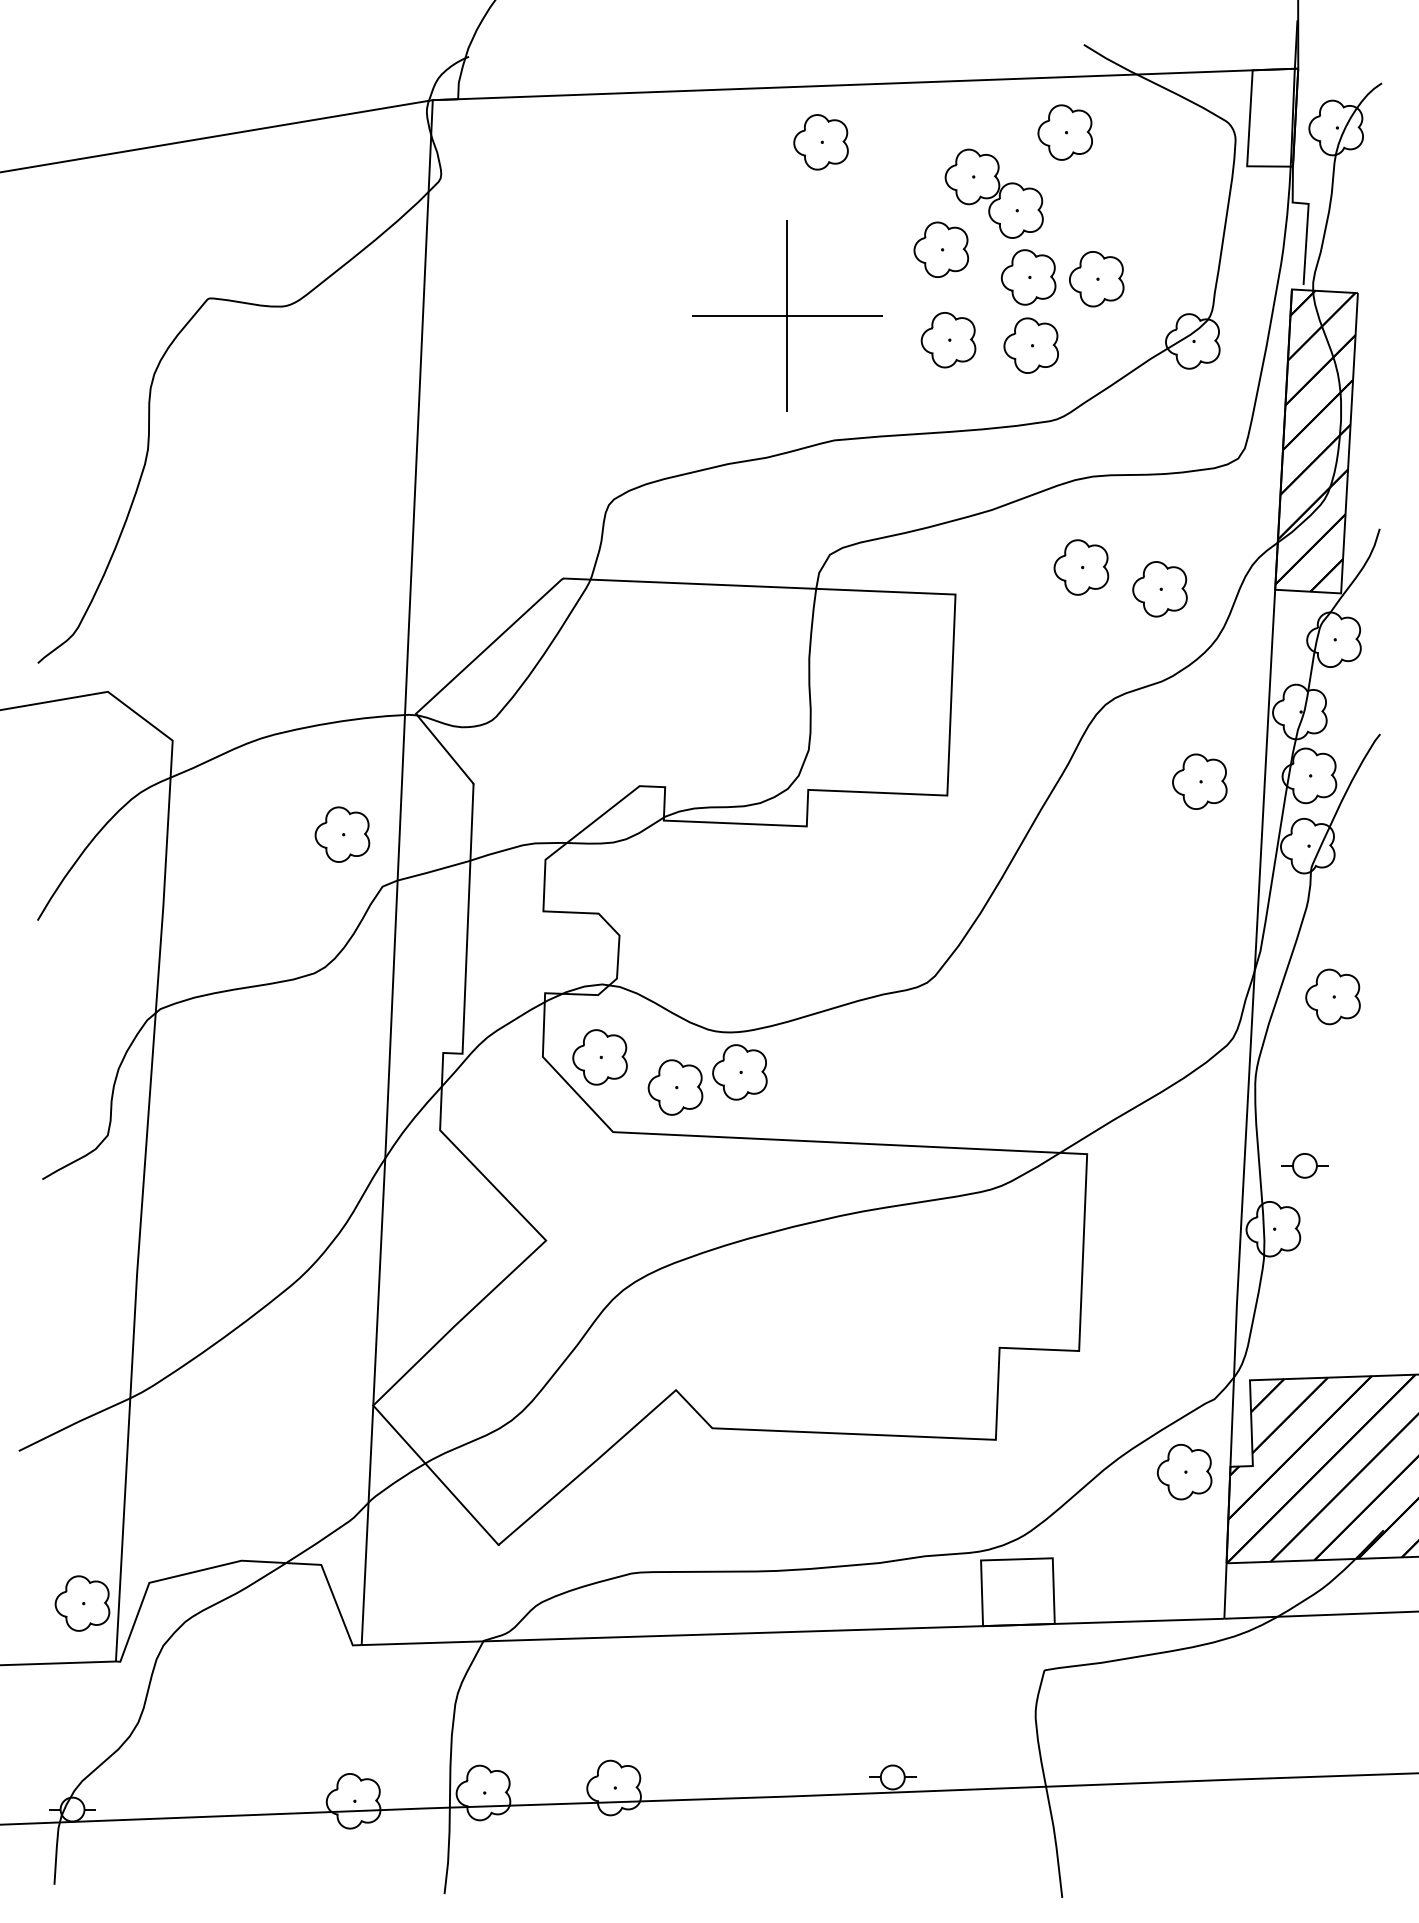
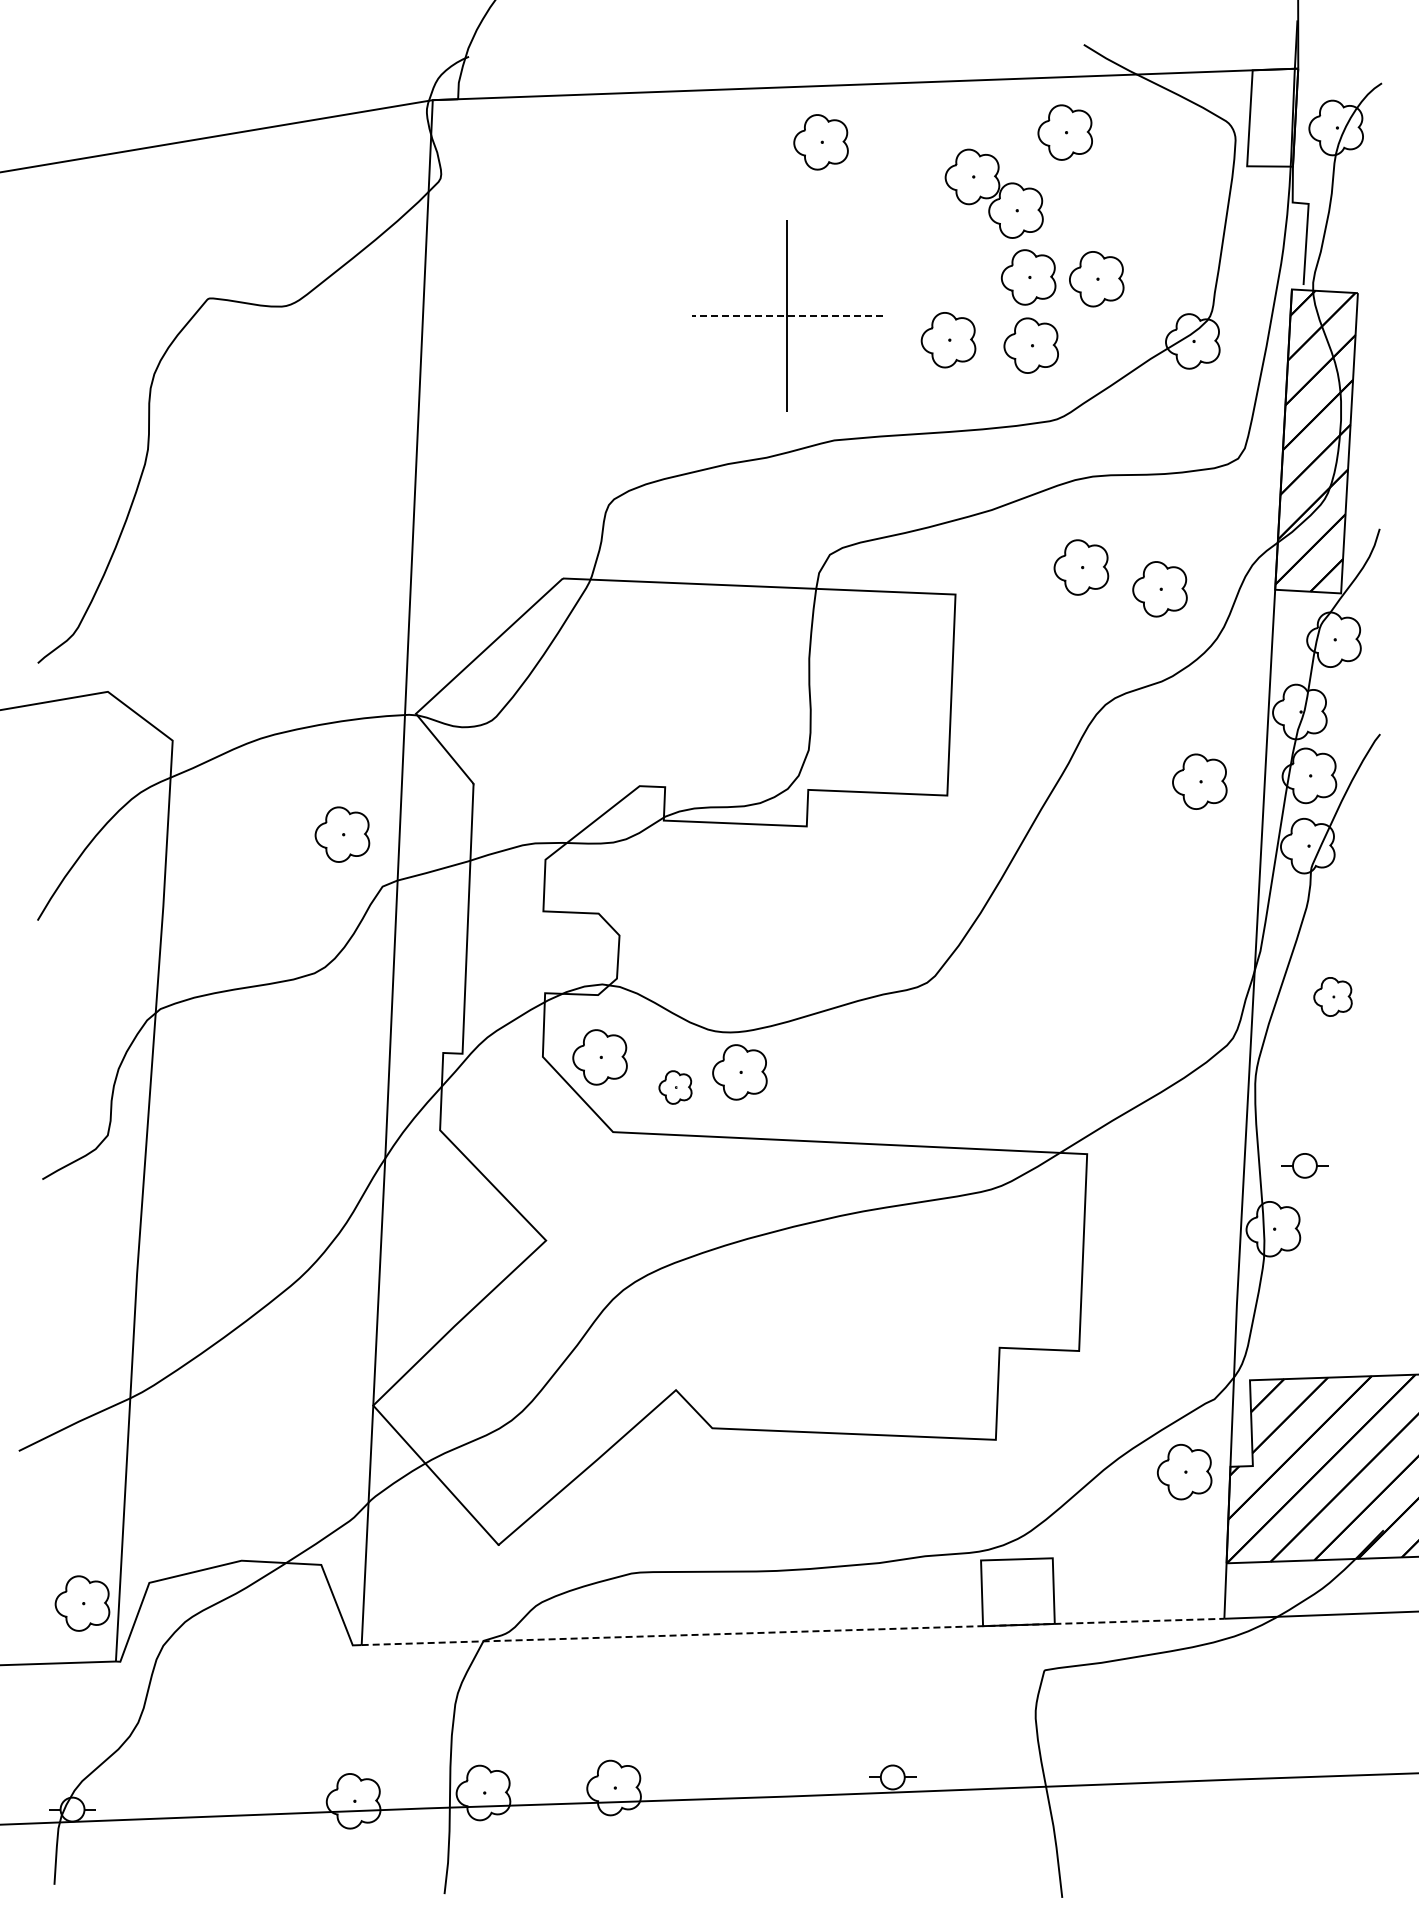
part: present -> none (941, 249)
line: solid -> dashed (787, 315)
part size: 56x58 px -> 40x40 px (1332, 996)
part size: 57x57 px -> 35x35 px (675, 1087)
line: solid -> dashed (794, 1631)
